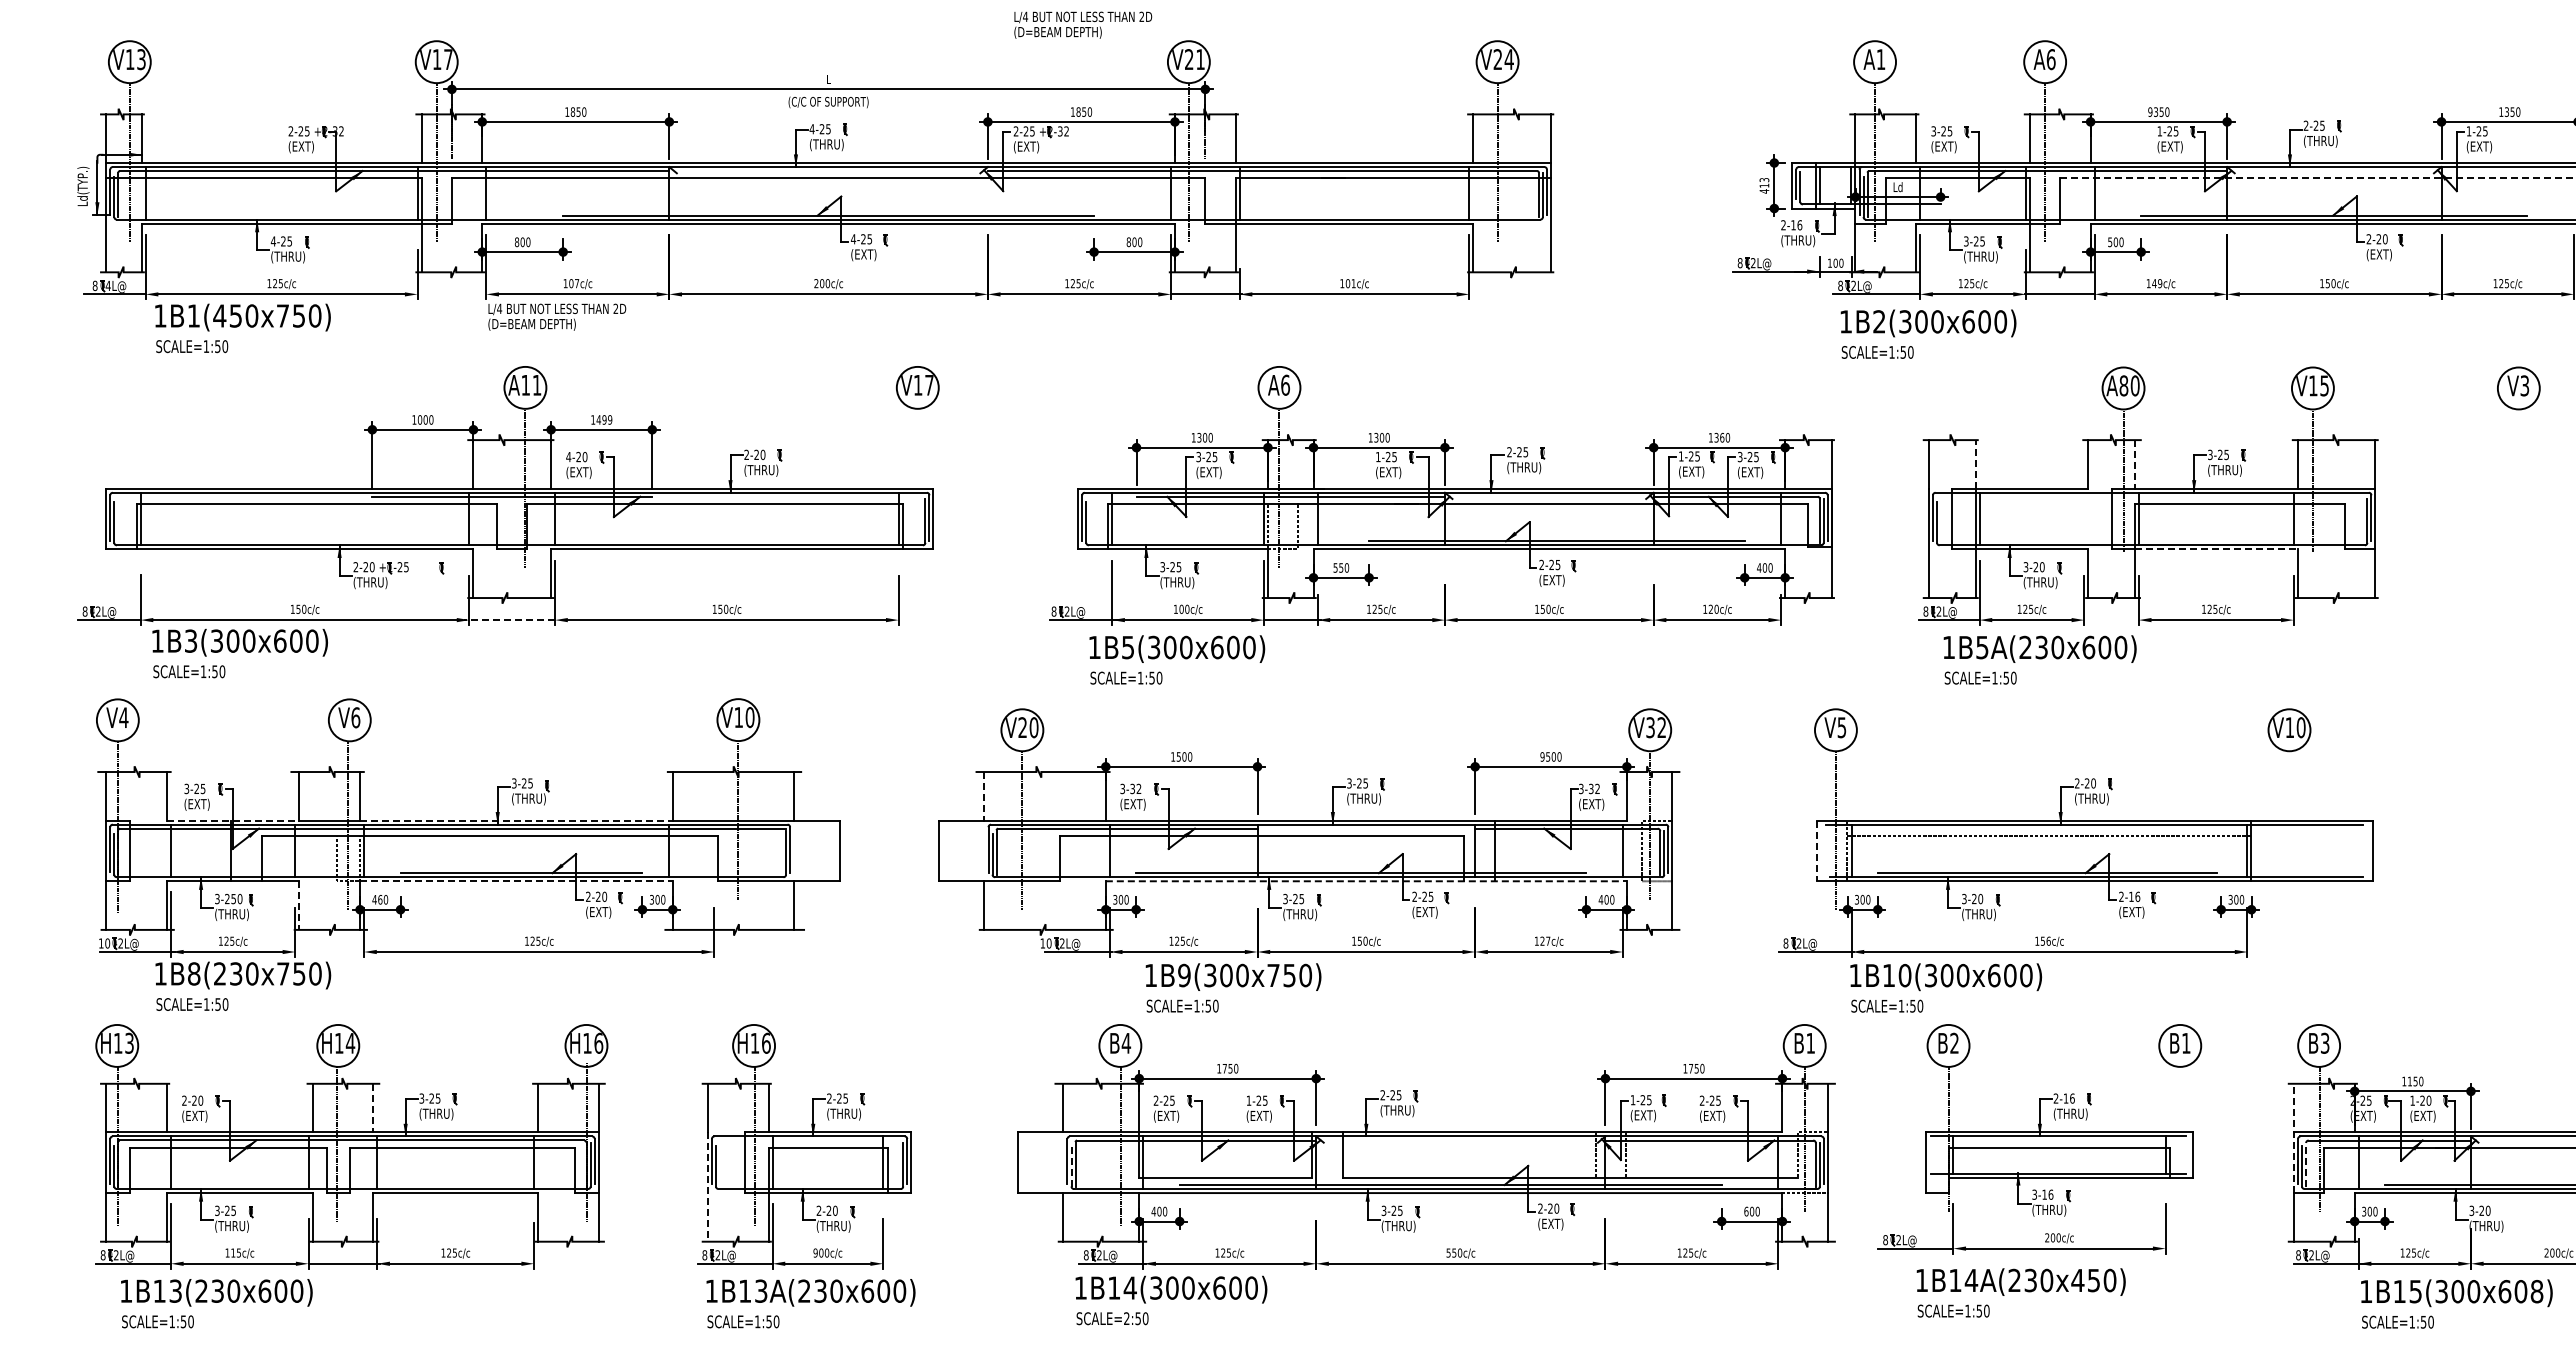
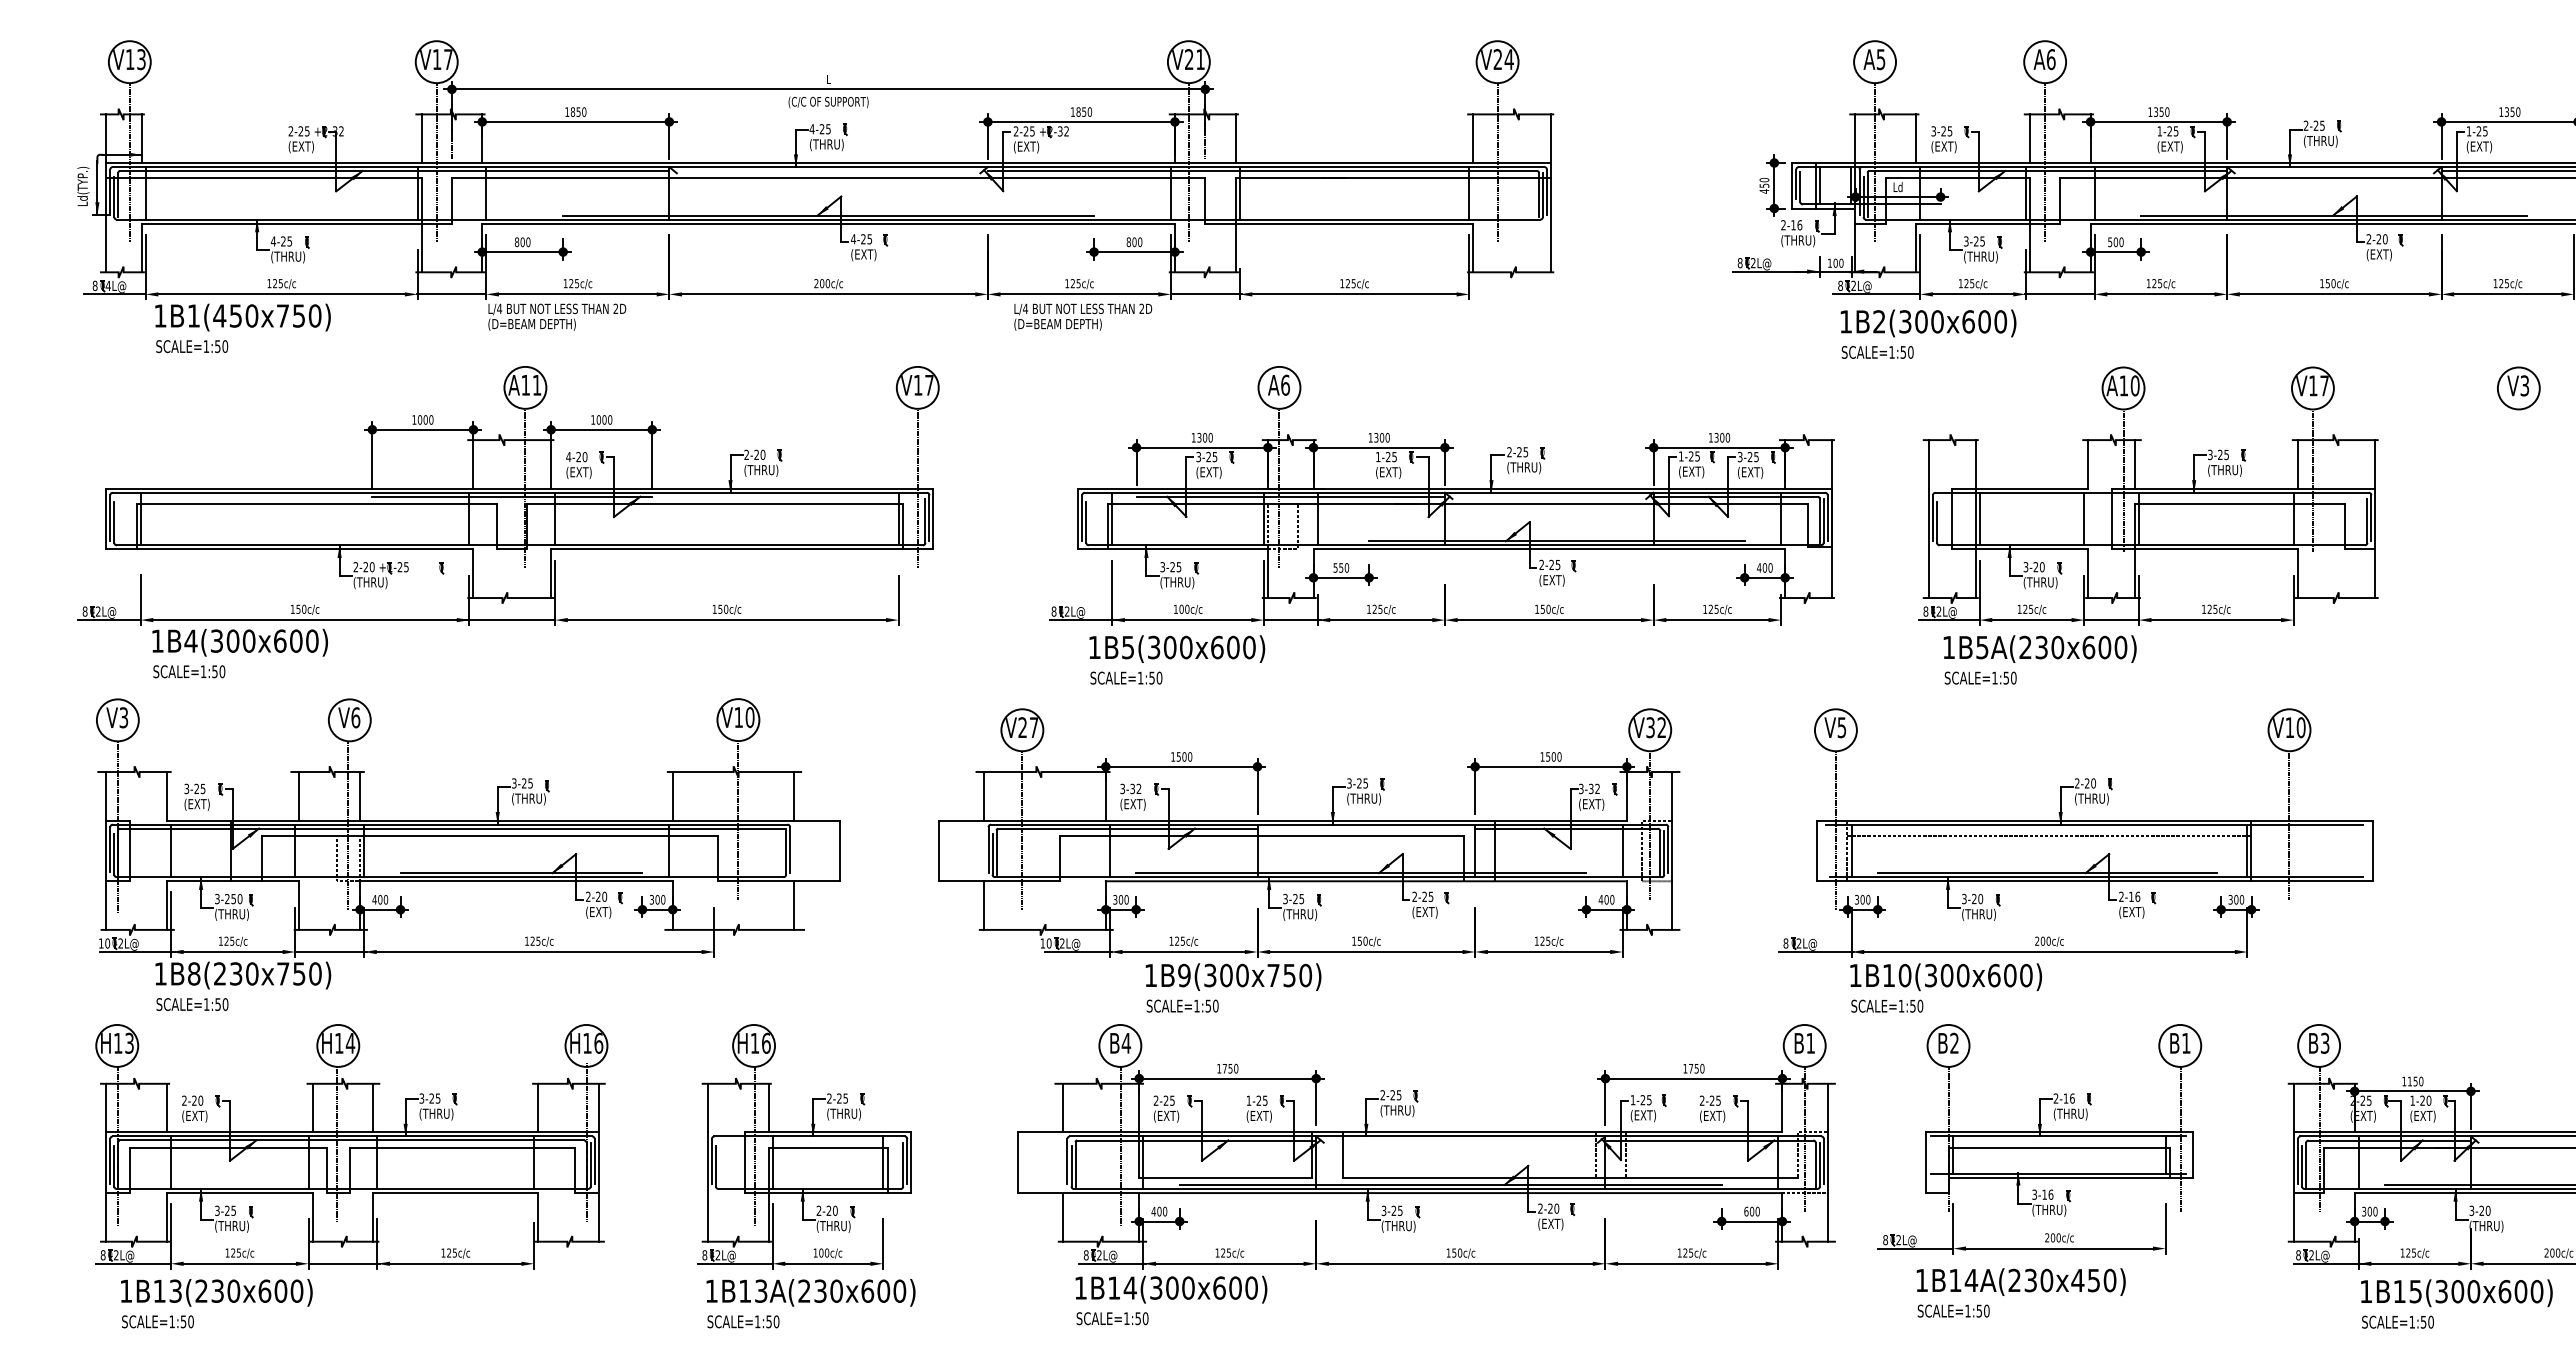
text position: (1083, 24) -> (1083, 316) (1083, 316)
text: A1 -> A5 (1880, 59)
text: 9350 -> 1350 (2150, 111)
line: none -> present (2506, 171)
line: dashed -> solid (2317, 178)
text: 413 -> 450 (1764, 182)
text: 107c/c -> 125c/c (574, 283)
text: 101c/c -> 125c/c (1350, 283)
text: 149c/c -> 125c/c (2157, 283)
line: none -> present (451, 294)
text: A80 -> A10 (2123, 385)
text: V15 -> V17 (2324, 385)
text: 1499 -> 1000 (604, 419)
text: 1360 -> 1300 (1722, 437)
line: dashed -> solid (1975, 463)
line: dashed -> solid (2134, 464)
line: none -> present (917, 487)
line: none -> present (2084, 518)
line: dashed -> solid (2216, 549)
text: 120c/c -> 125c/c (1716, 608)
line: dashed -> solid (509, 620)
line: none -> present (2111, 620)
text: 1B3(300x600) -> 1B4(300x600) (190, 640)
text: V4 -> V3 (123, 717)
text: V20 -> V27 (1033, 727)
text: 9500 -> 1500 (1542, 756)
line: dashed -> solid (984, 796)
line: dashed -> solid (233, 820)
line: dashed -> solid (516, 820)
line: none -> present (2289, 825)
line: dashed -> solid (1817, 851)
line: dashed -> solid (516, 881)
line: dashed -> solid (1366, 881)
text: 460 -> 400 (380, 899)
line: dashed -> solid (299, 906)
text: 127c/c -> 125c/c (1548, 940)
text: 156c/c -> 200c/c (2042, 940)
line: none -> present (330, 951)
line: dashed -> solid (373, 1108)
line: none -> present (2180, 1138)
line: dashed -> solid (2293, 1138)
line: dashed -> solid (2306, 1164)
line: dashed -> solid (1071, 1165)
line: dashed -> solid (707, 1187)
text: 115c/c -> 125c/c (233, 1252)
text: 900c/c -> 100c/c (815, 1252)
text: 550c/c -> 150c/c (1448, 1252)
text: 1B15(300x608) -> 1B15(300x600) (2536, 1291)
text: SCALE=2:50 -> SCALE=1:50 (1126, 1318)
